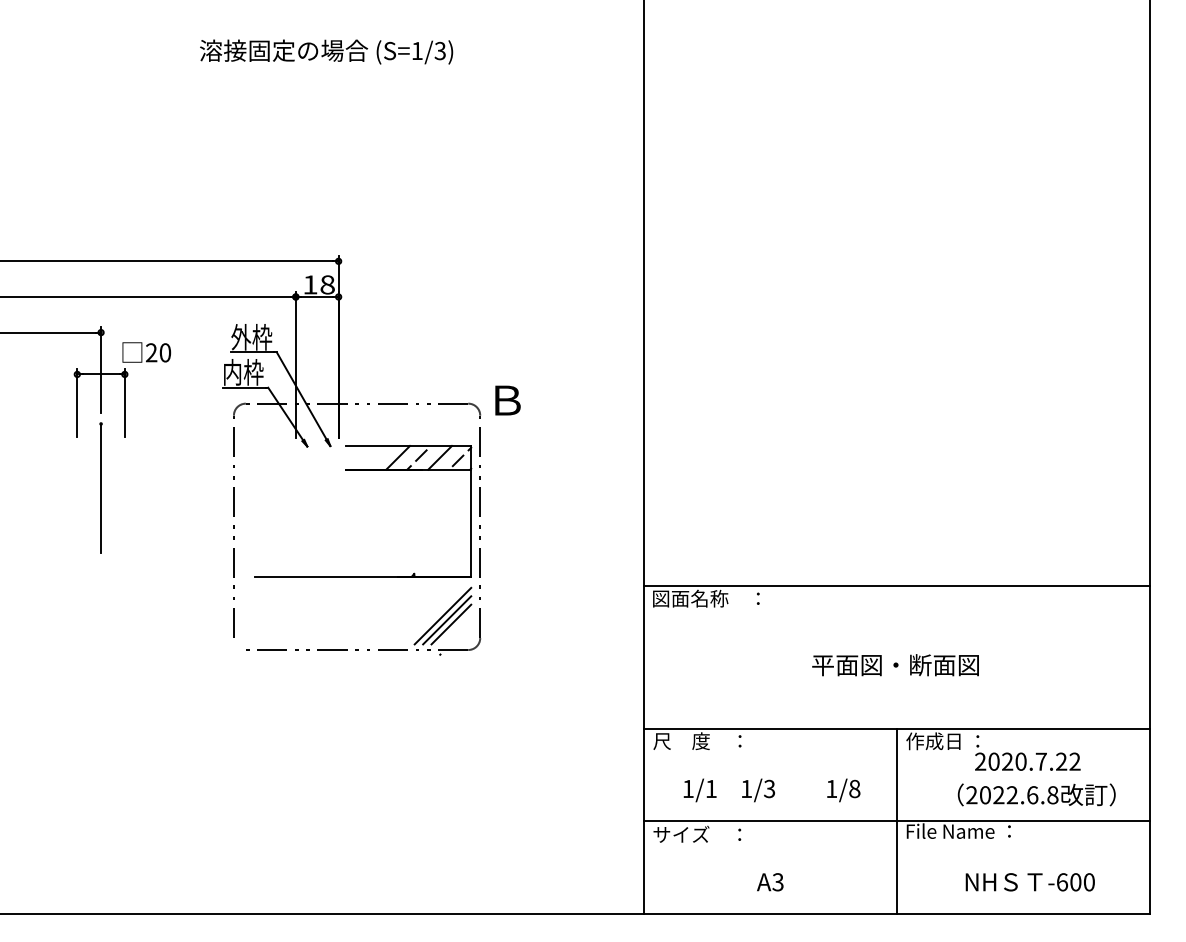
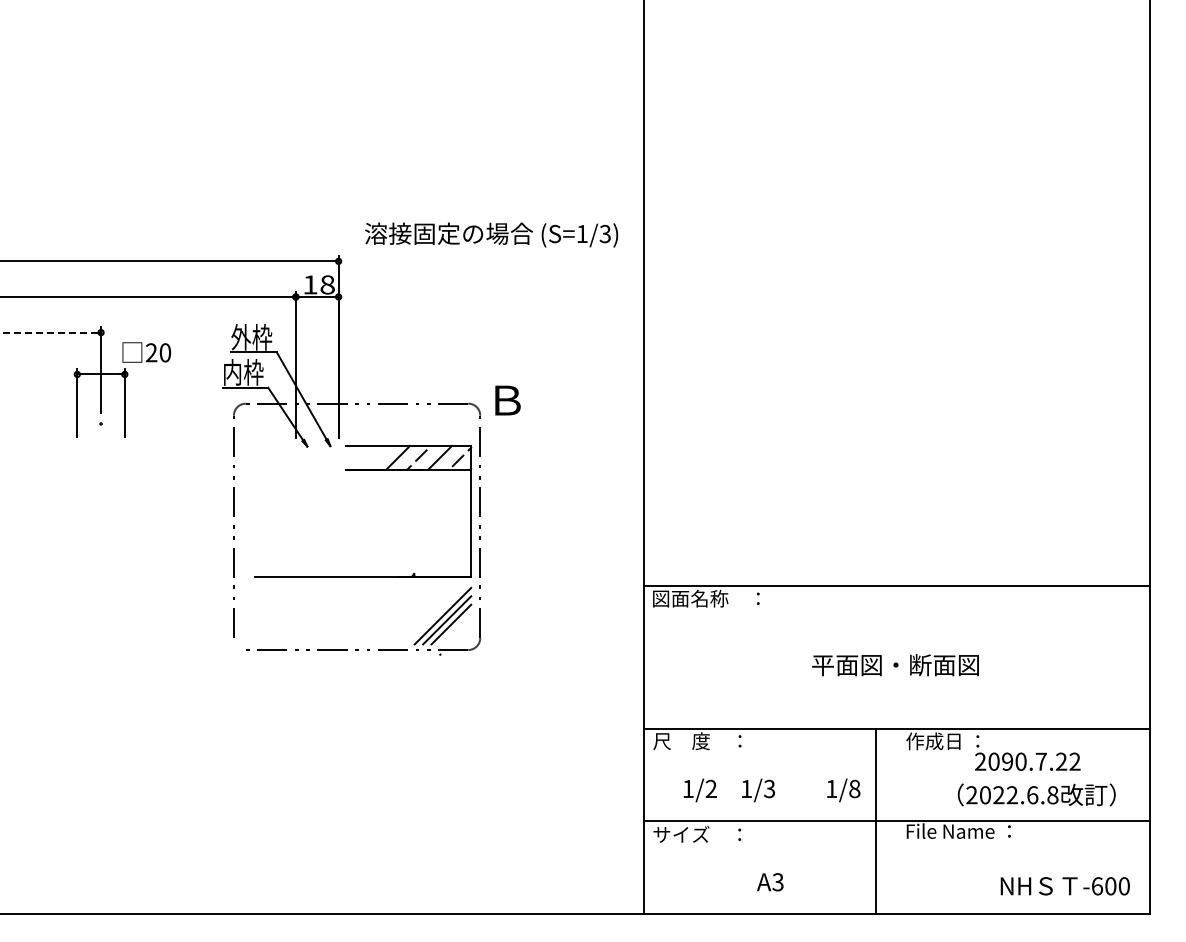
text position: (326, 51) -> (491, 234) (491, 234)
line: solid -> dashed (48, 332)
line: present -> none (101, 488)
text: 2020.7.22 -> 2090.7.22 (1007, 761)
text: 1/1 -> 1/2 (710, 788)
line position: (897, 820) -> (876, 820) (876, 820)
text position: (1029, 882) -> (1064, 886) (1064, 886)
